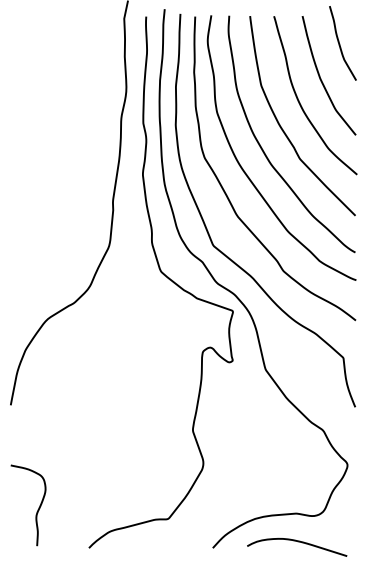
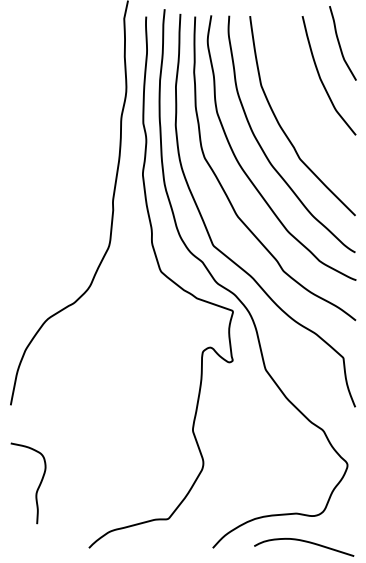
curve: present -> none (300, 102)
curve position: (37, 509) -> (37, 487) (37, 487)
curve position: (297, 542) -> (304, 542) (304, 542)
